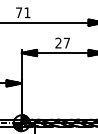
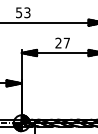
text: 71 -> 53 (23, 12)
